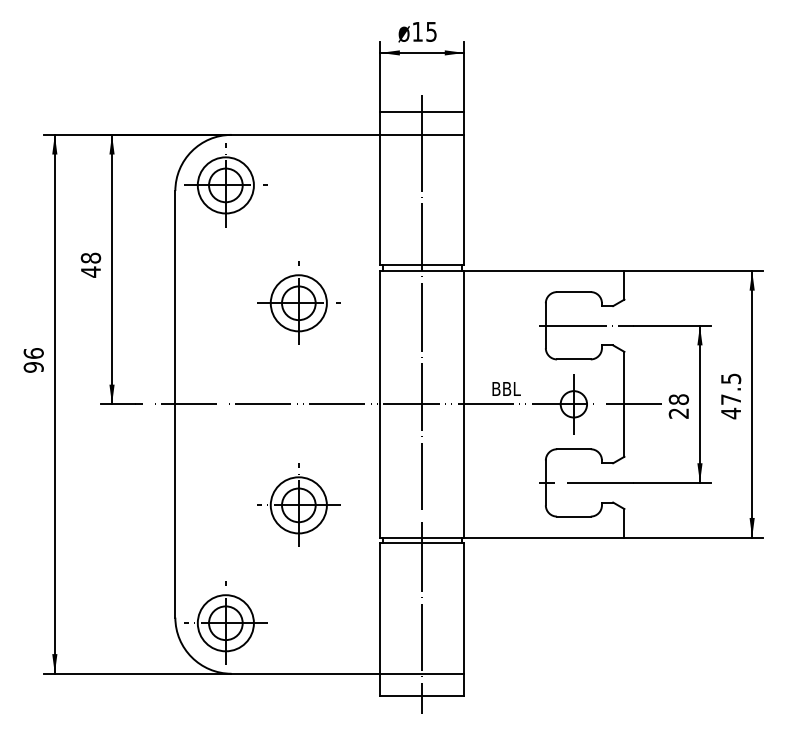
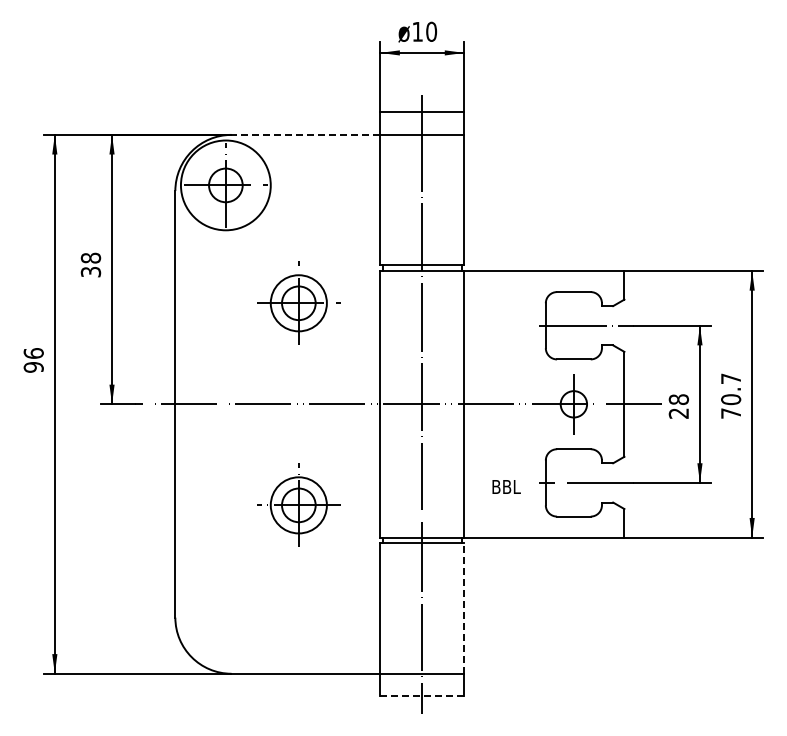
text: 15 -> 10 (431, 31)
line: solid -> dashed (305, 134)
circle diameter: 56 px -> 90 px (225, 185)
text: 48 -> 38 (90, 271)
text position: (506, 388) -> (506, 486) (506, 486)
text: 47.5 -> 70.7 (731, 396)
line: solid -> dashed (464, 608)
part: present -> none (225, 622)
line: solid -> dashed (422, 696)
